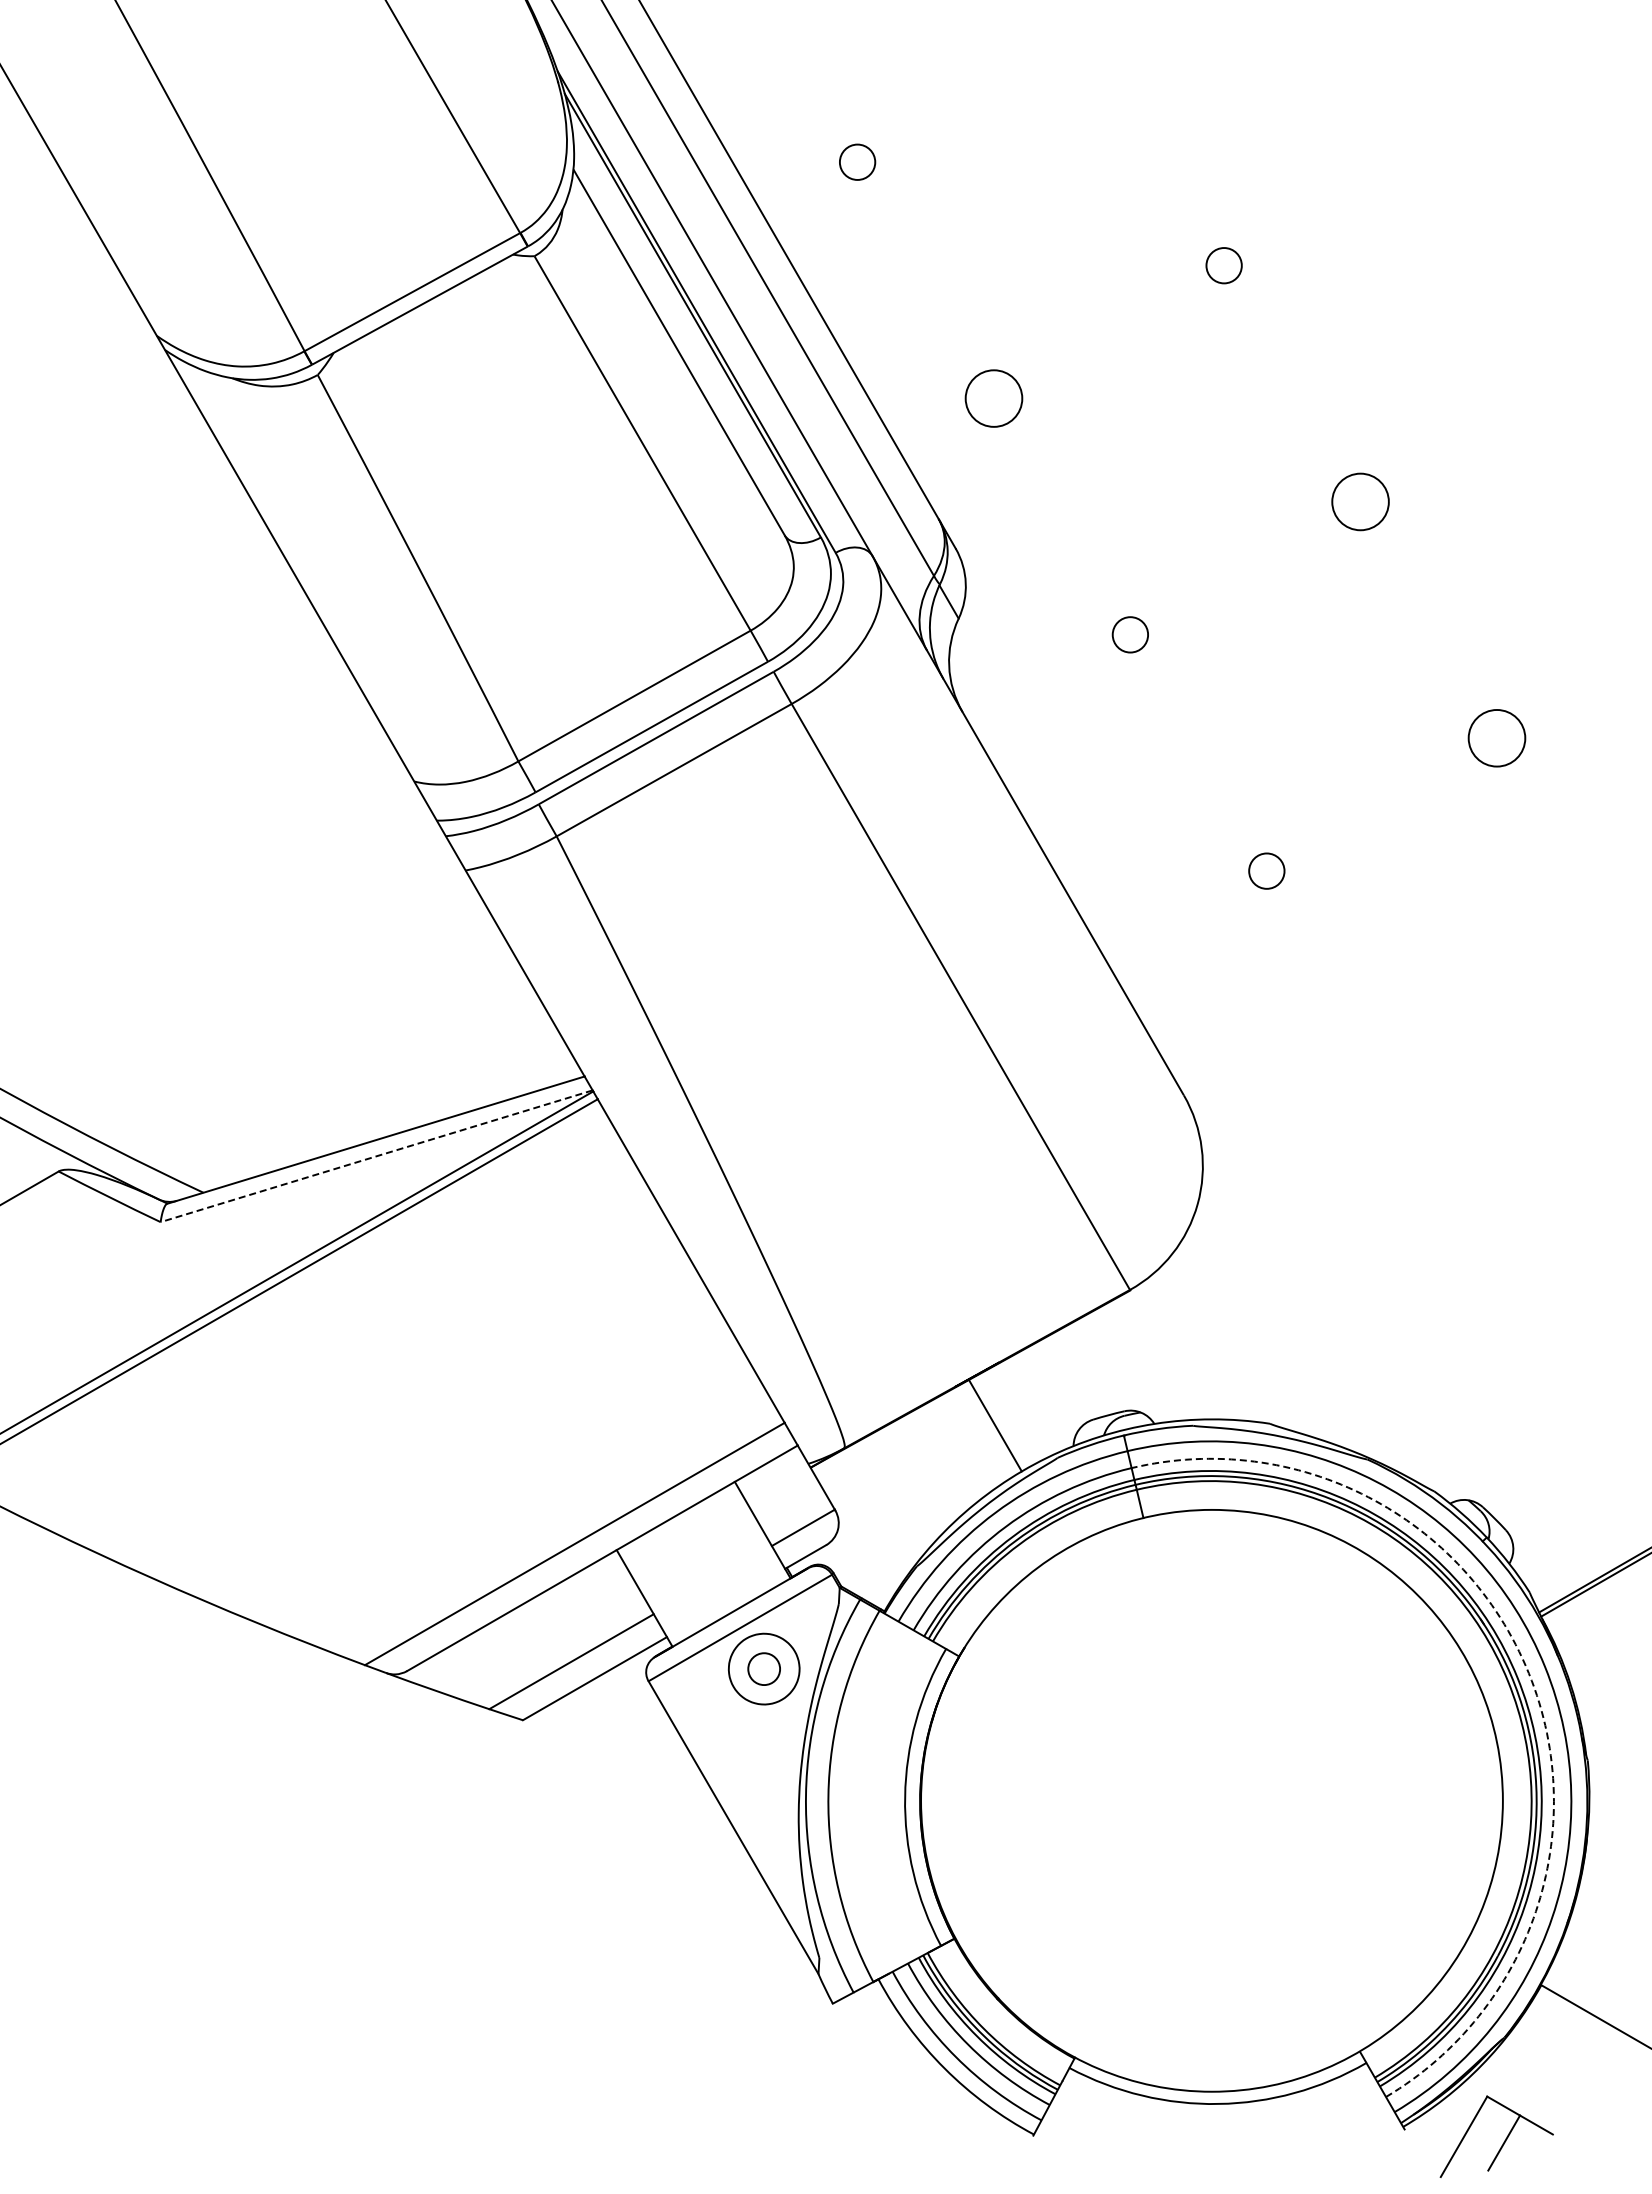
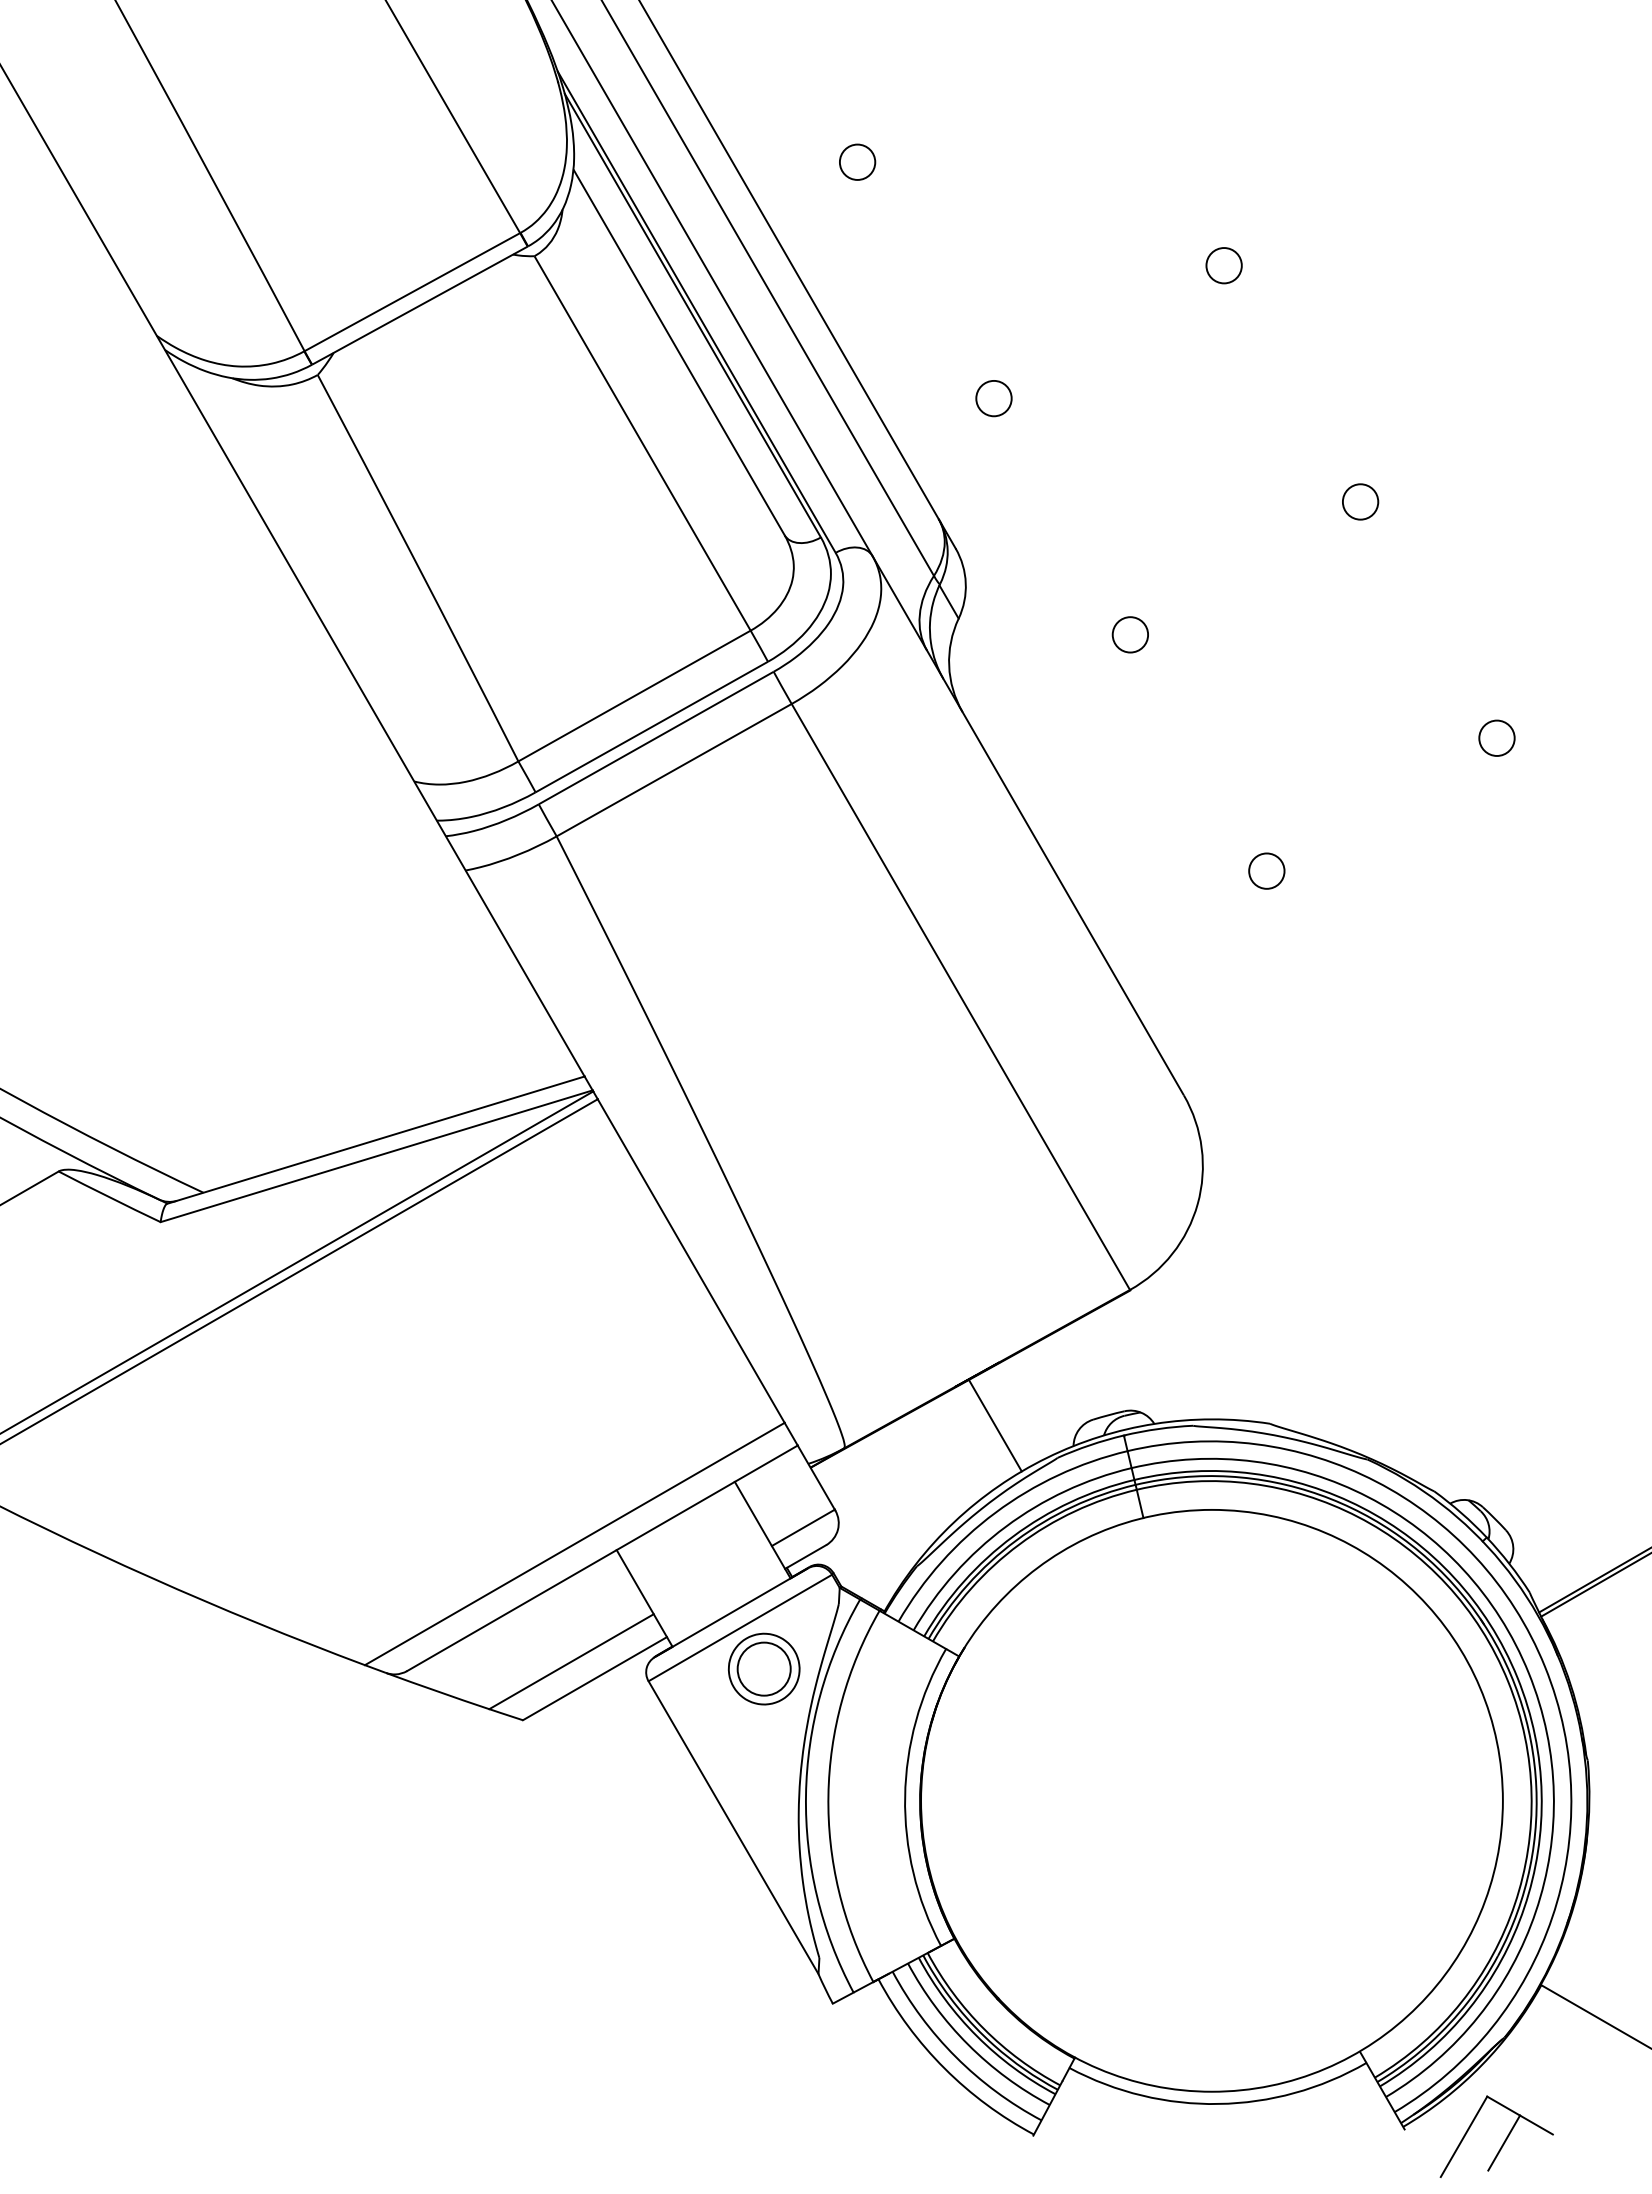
circle diameter: 57 px -> 35 px (993, 398)
circle diameter: 57 px -> 35 px (1360, 501)
circle diameter: 57 px -> 35 px (1496, 737)
line: dashed -> solid (376, 1156)
circle diameter: 32 px -> 53 px (763, 1668)
arc: dashed -> solid (1528, 1673)
